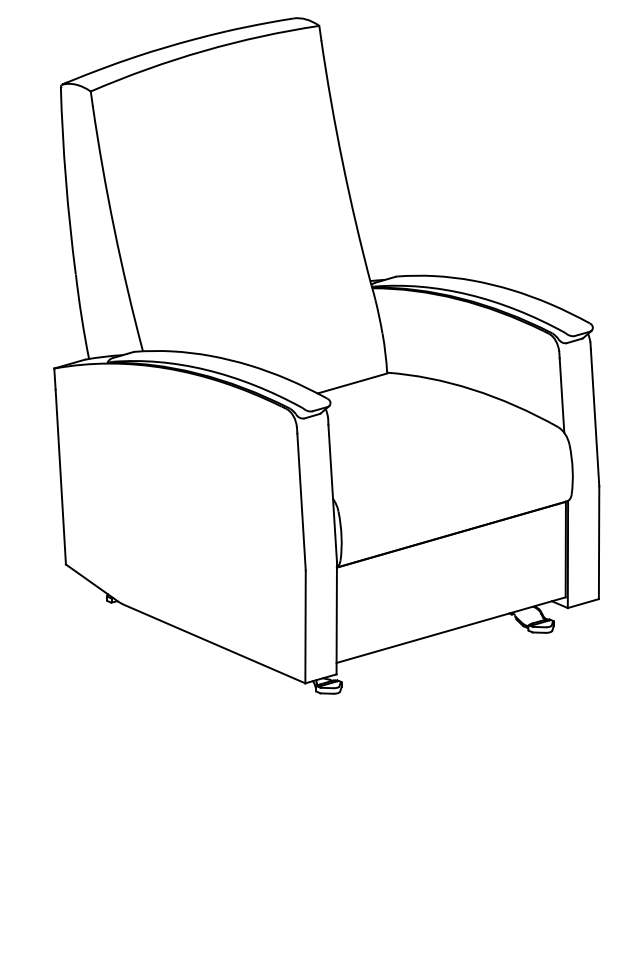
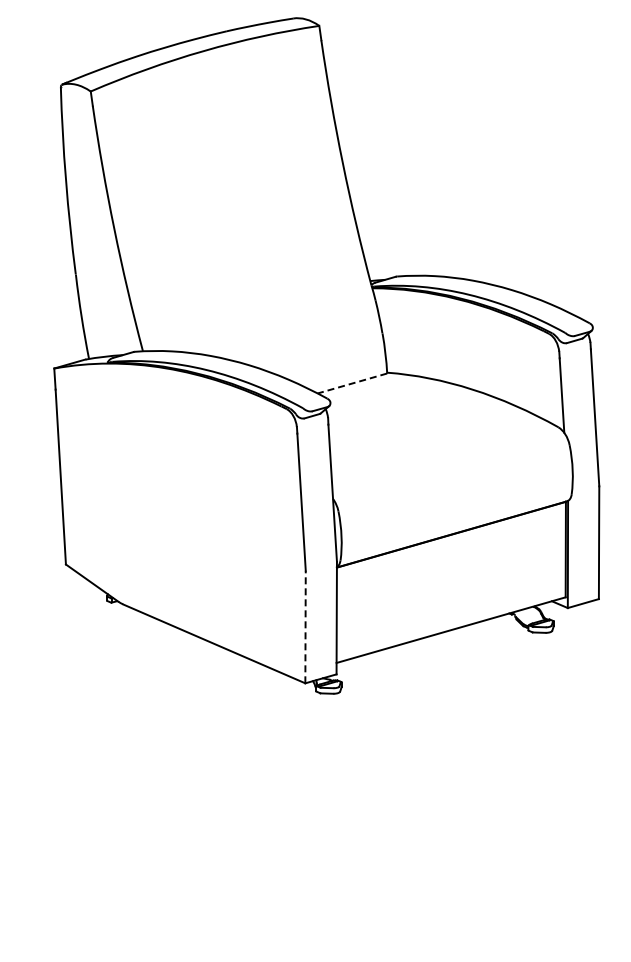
line: solid -> dashed (351, 383)
line: solid -> dashed (305, 626)
